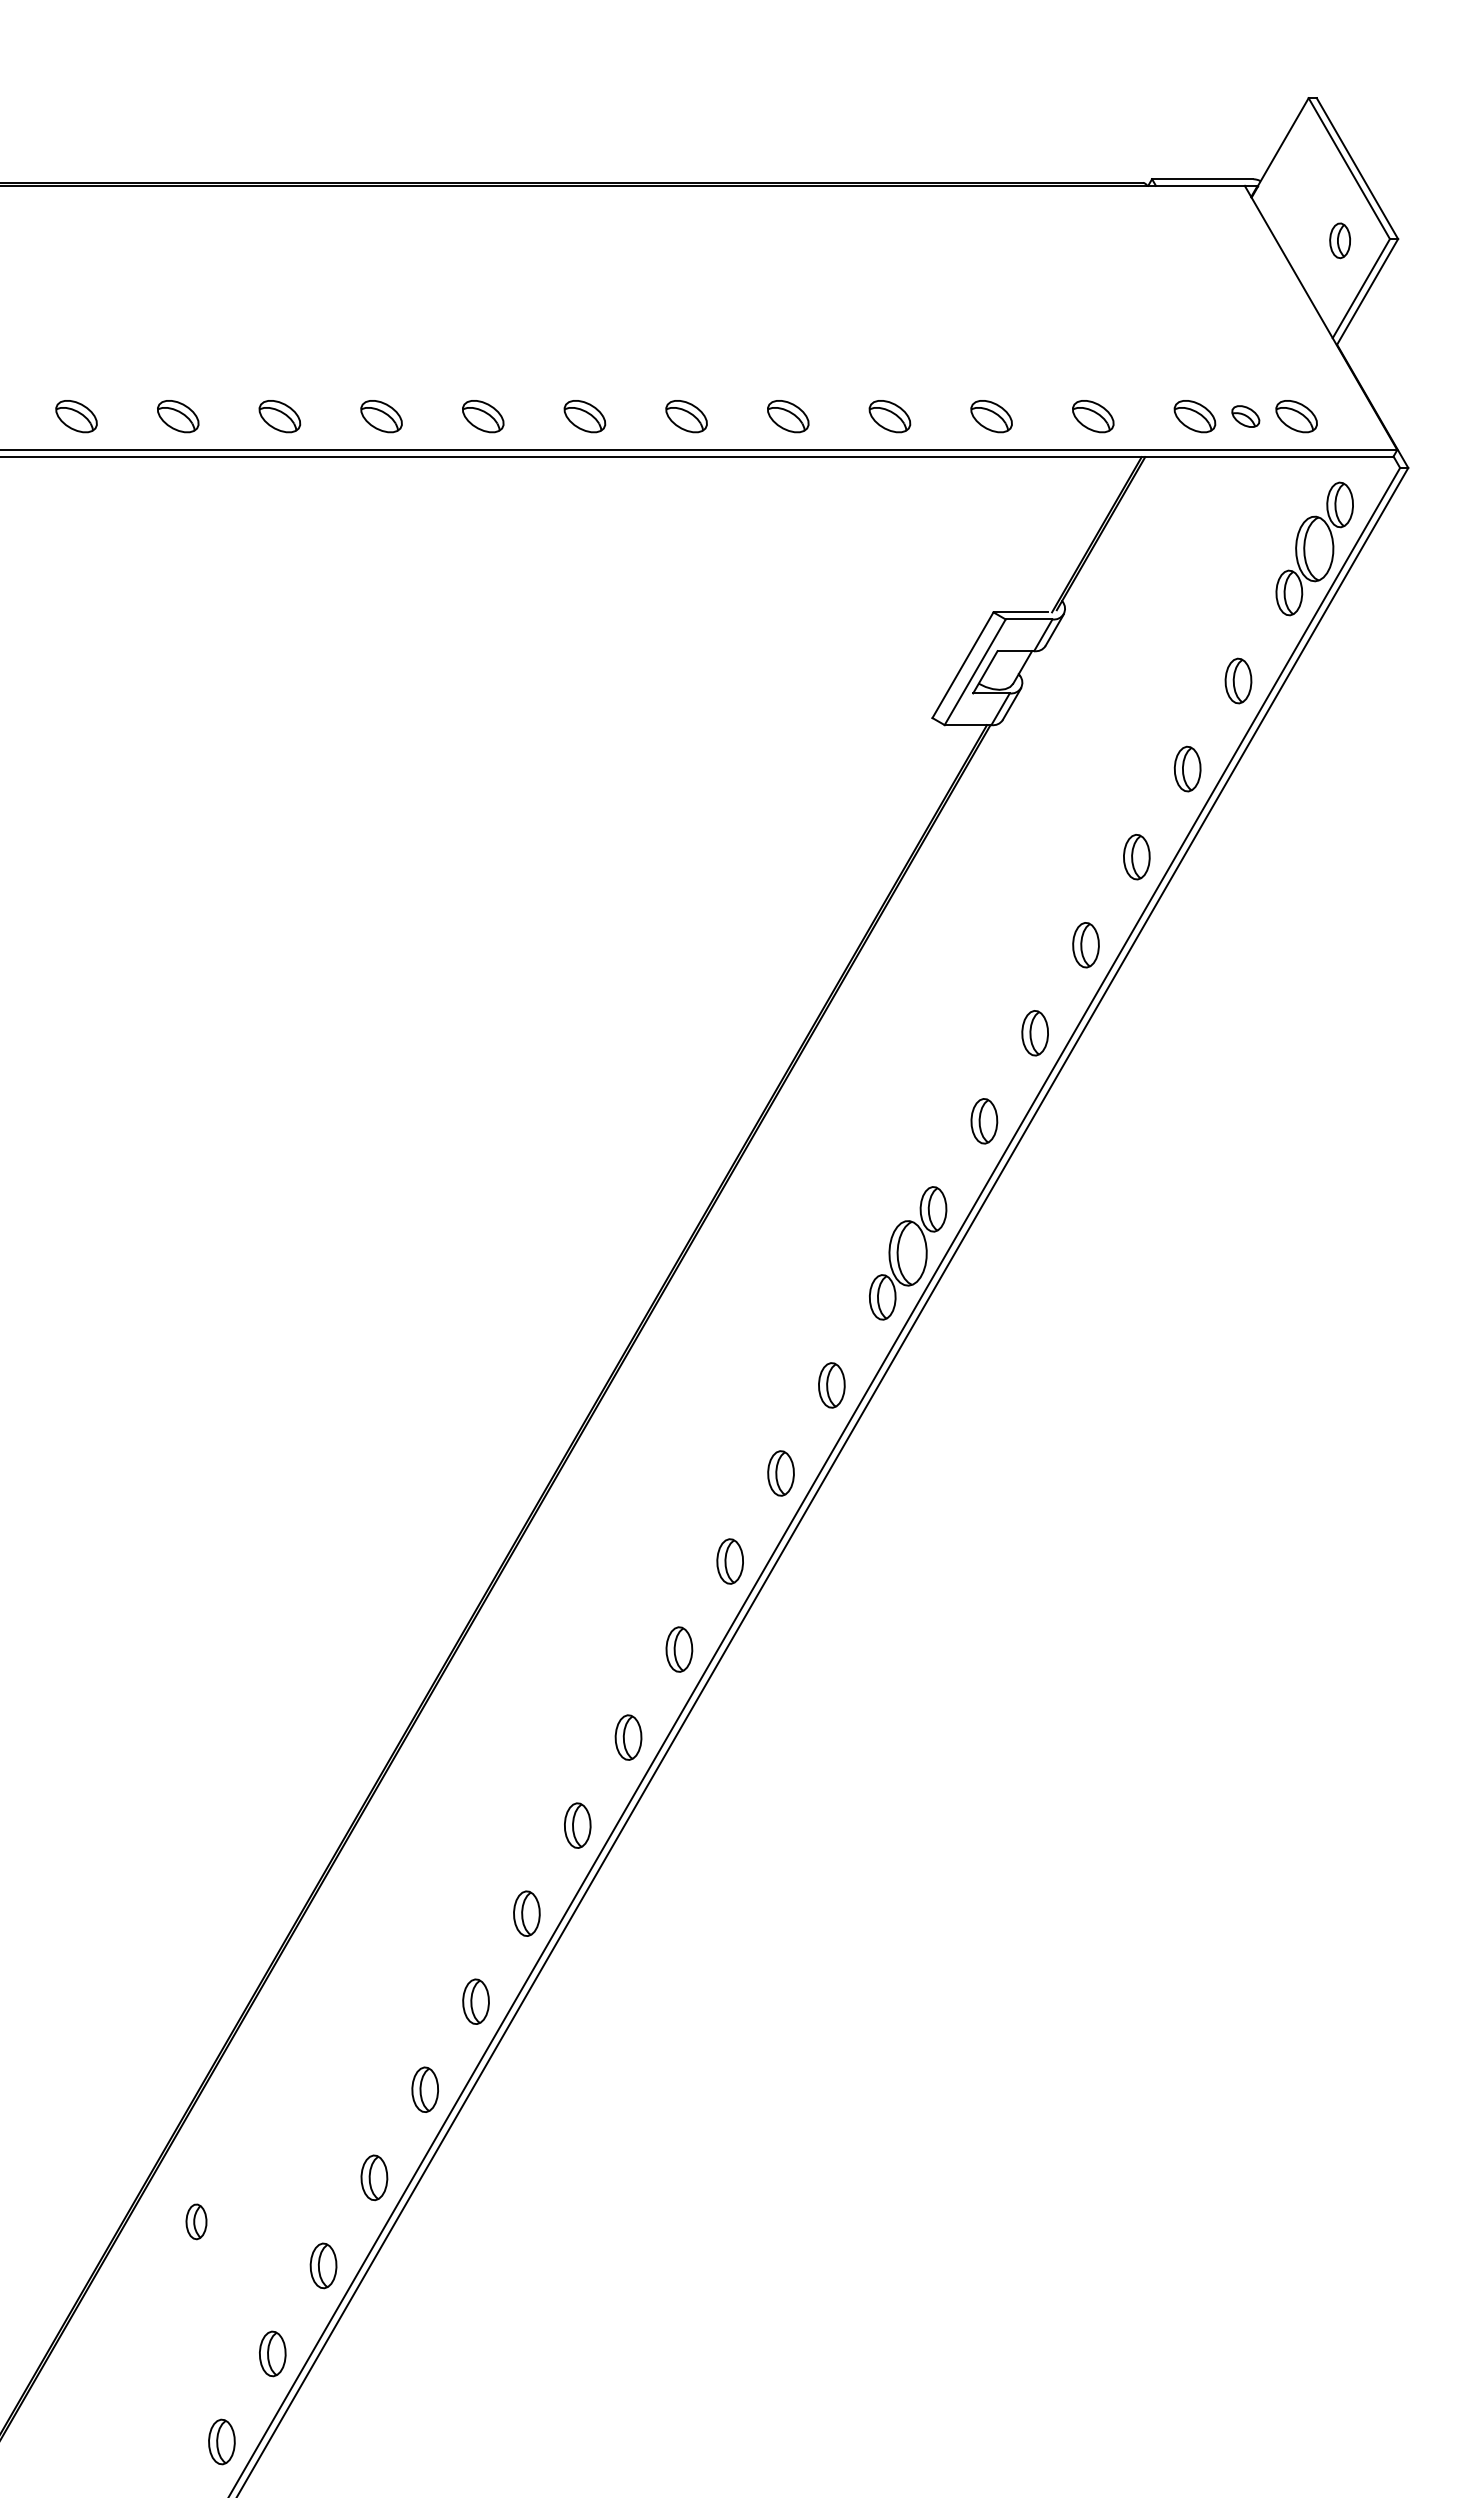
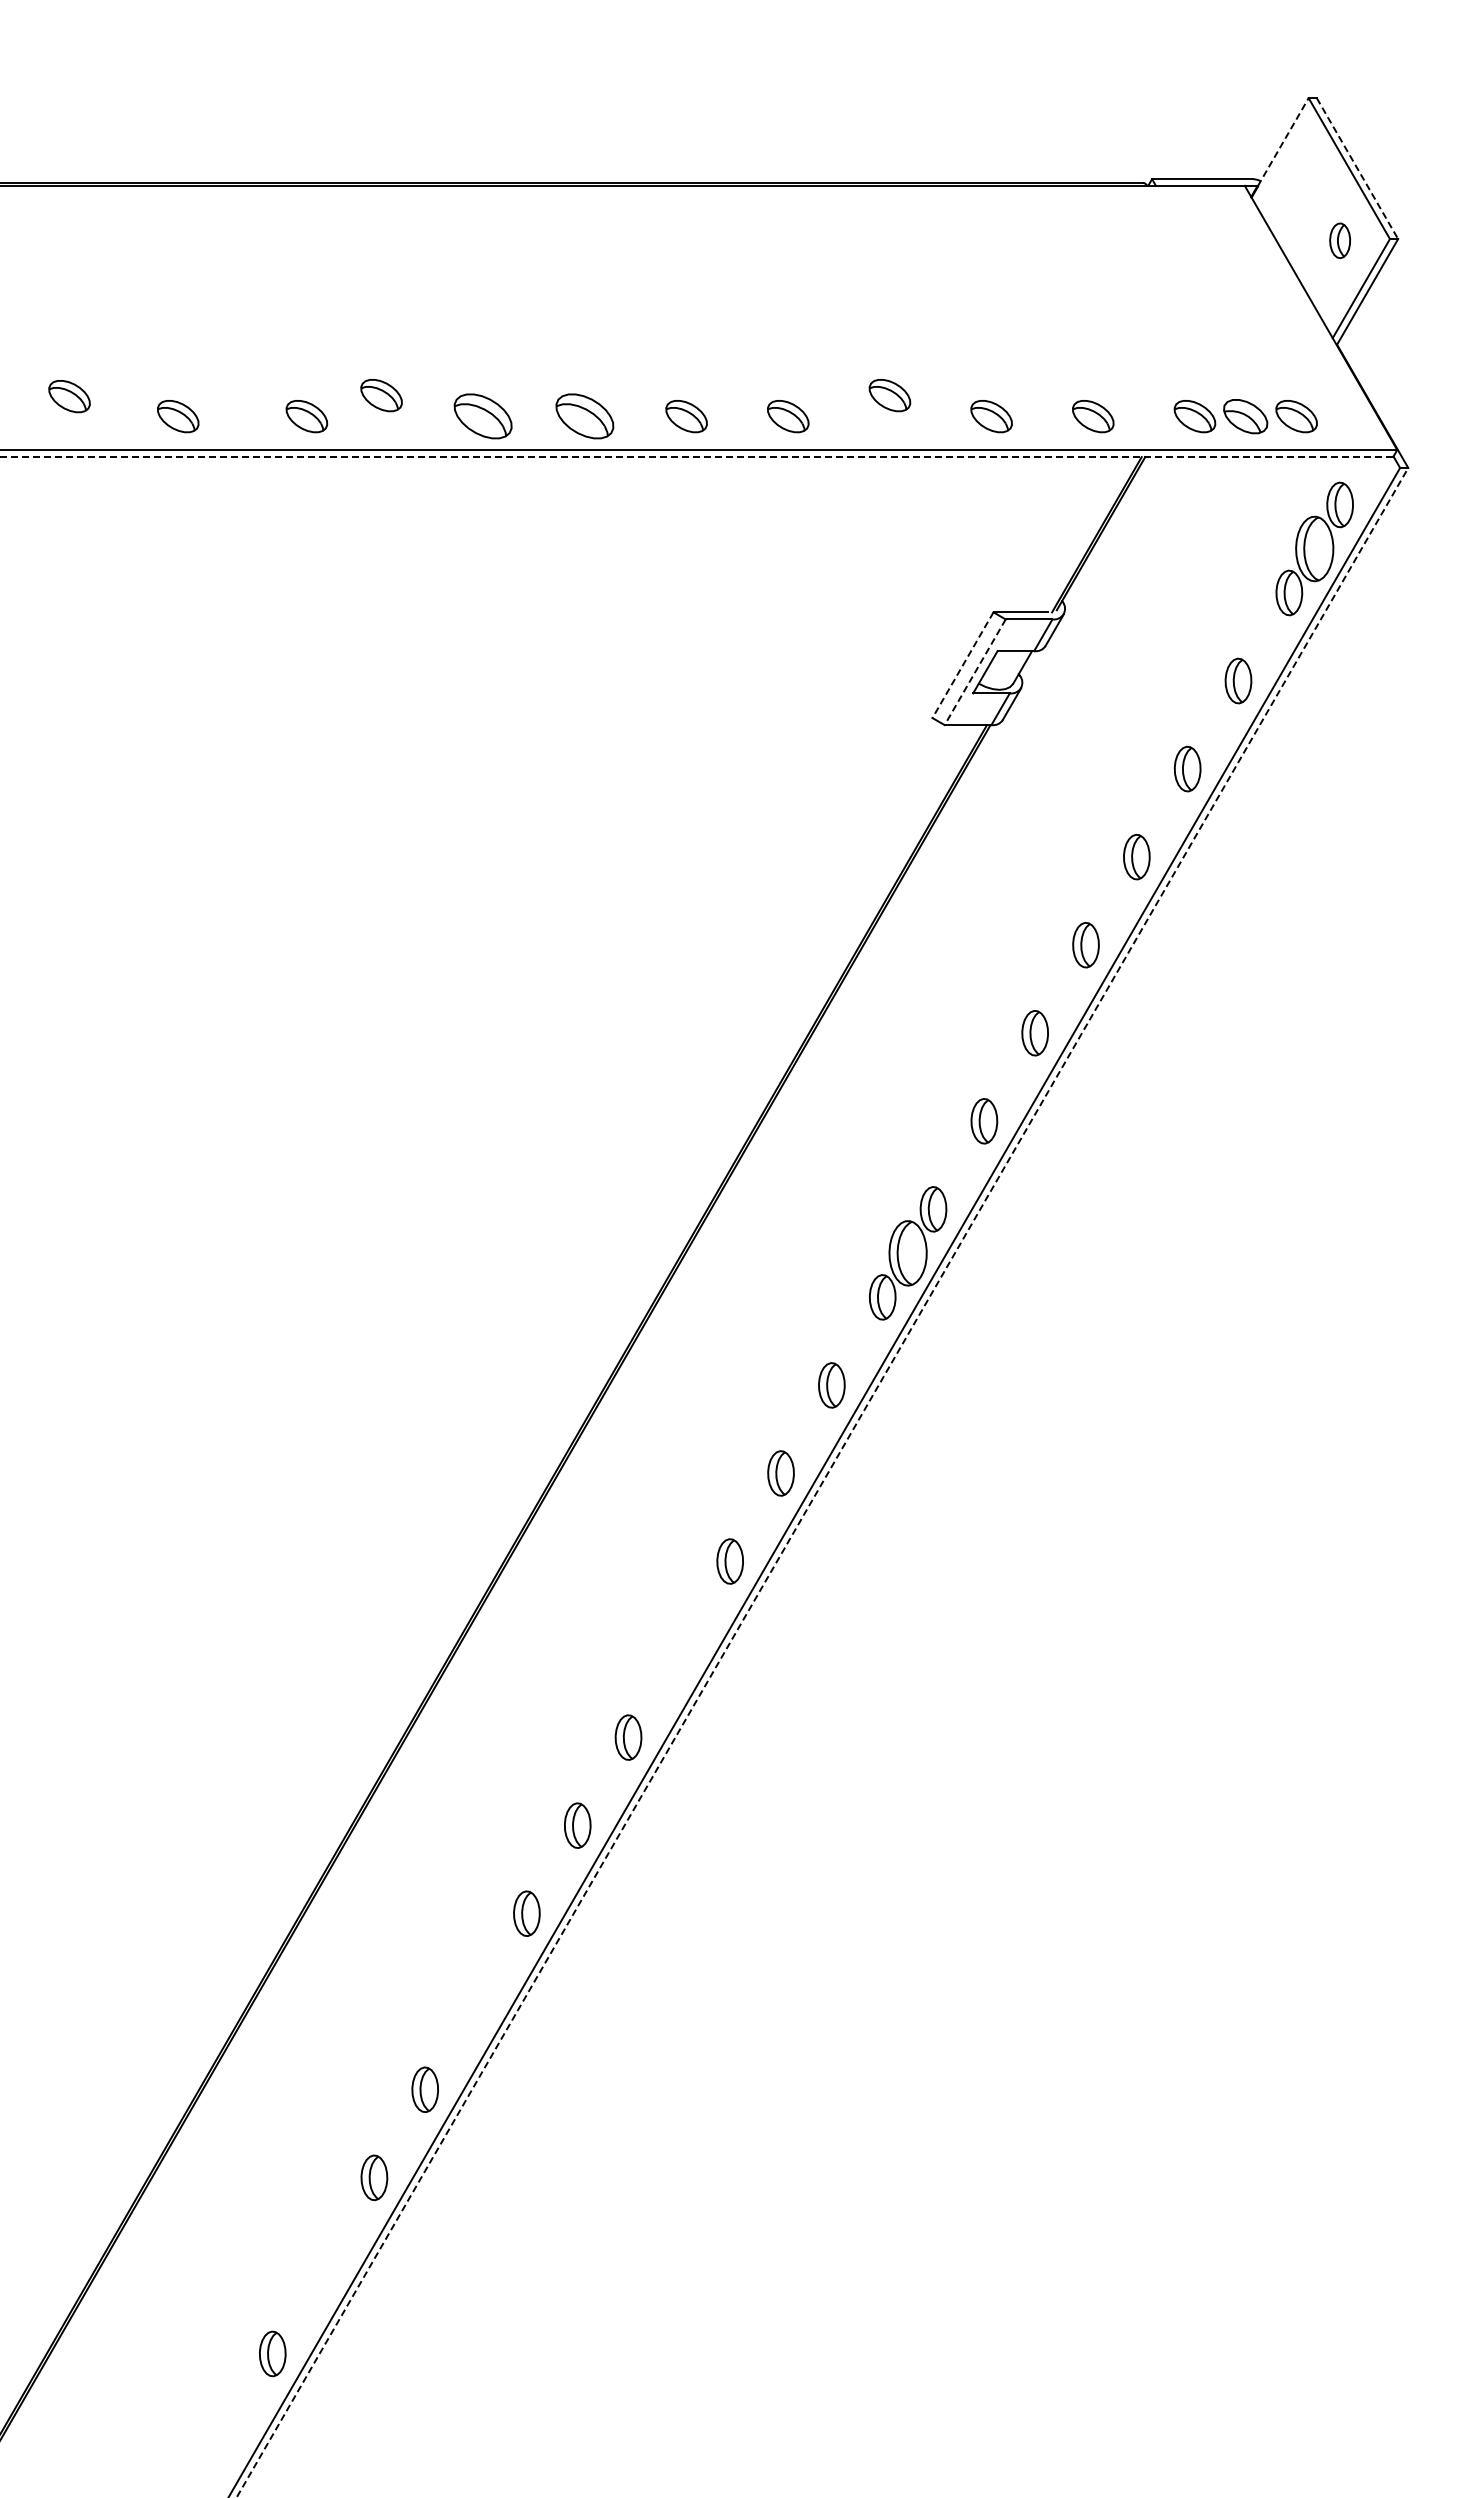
line: solid -> dashed (1283, 142)
line: solid -> dashed (1357, 169)
part position: (76, 416) -> (69, 396) (69, 396)
part position: (279, 416) -> (306, 416) (306, 416)
part position: (381, 416) -> (381, 395) (381, 395)
part size: 43x34 px -> 60x47 px (482, 416)
part size: 44x34 px -> 60x47 px (584, 416)
part position: (889, 416) -> (889, 395) (889, 395)
part size: 30x23 px -> 46x36 px (1245, 416)
line: solid -> dashed (696, 457)
line: solid -> dashed (962, 665)
line: solid -> dashed (975, 672)
line: solid -> dashed (822, 1482)
part: present -> none (679, 1649)
part: present -> none (475, 2001)
part: present -> none (196, 2221)
part: present -> none (323, 2265)
part: present -> none (221, 2441)
